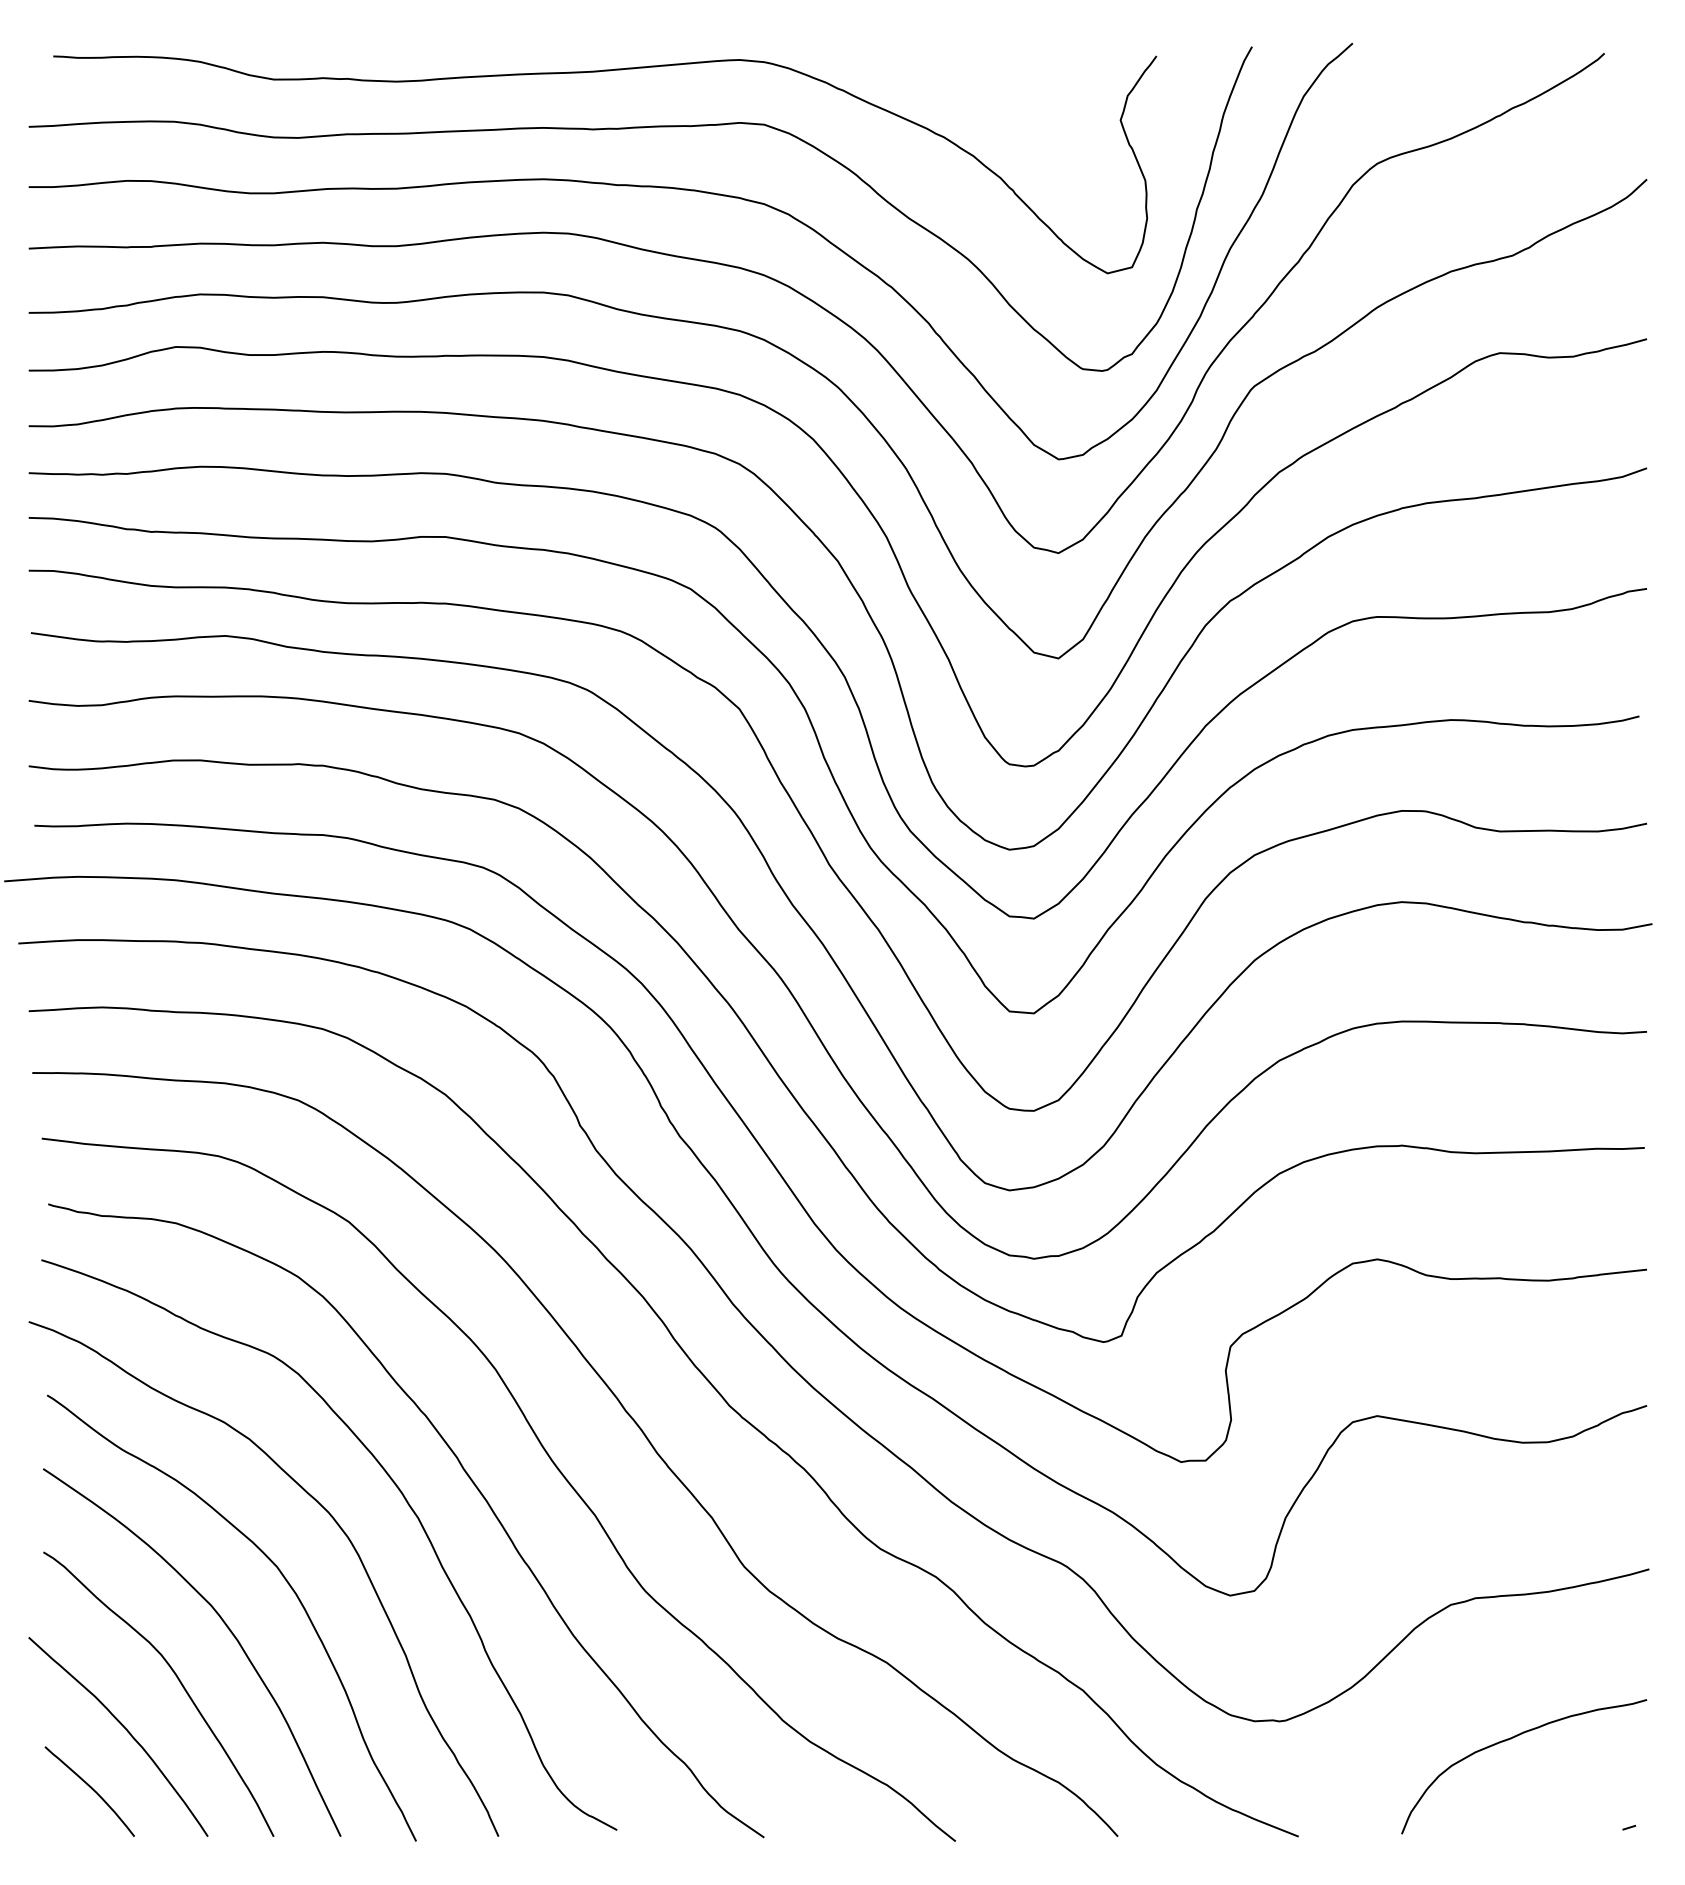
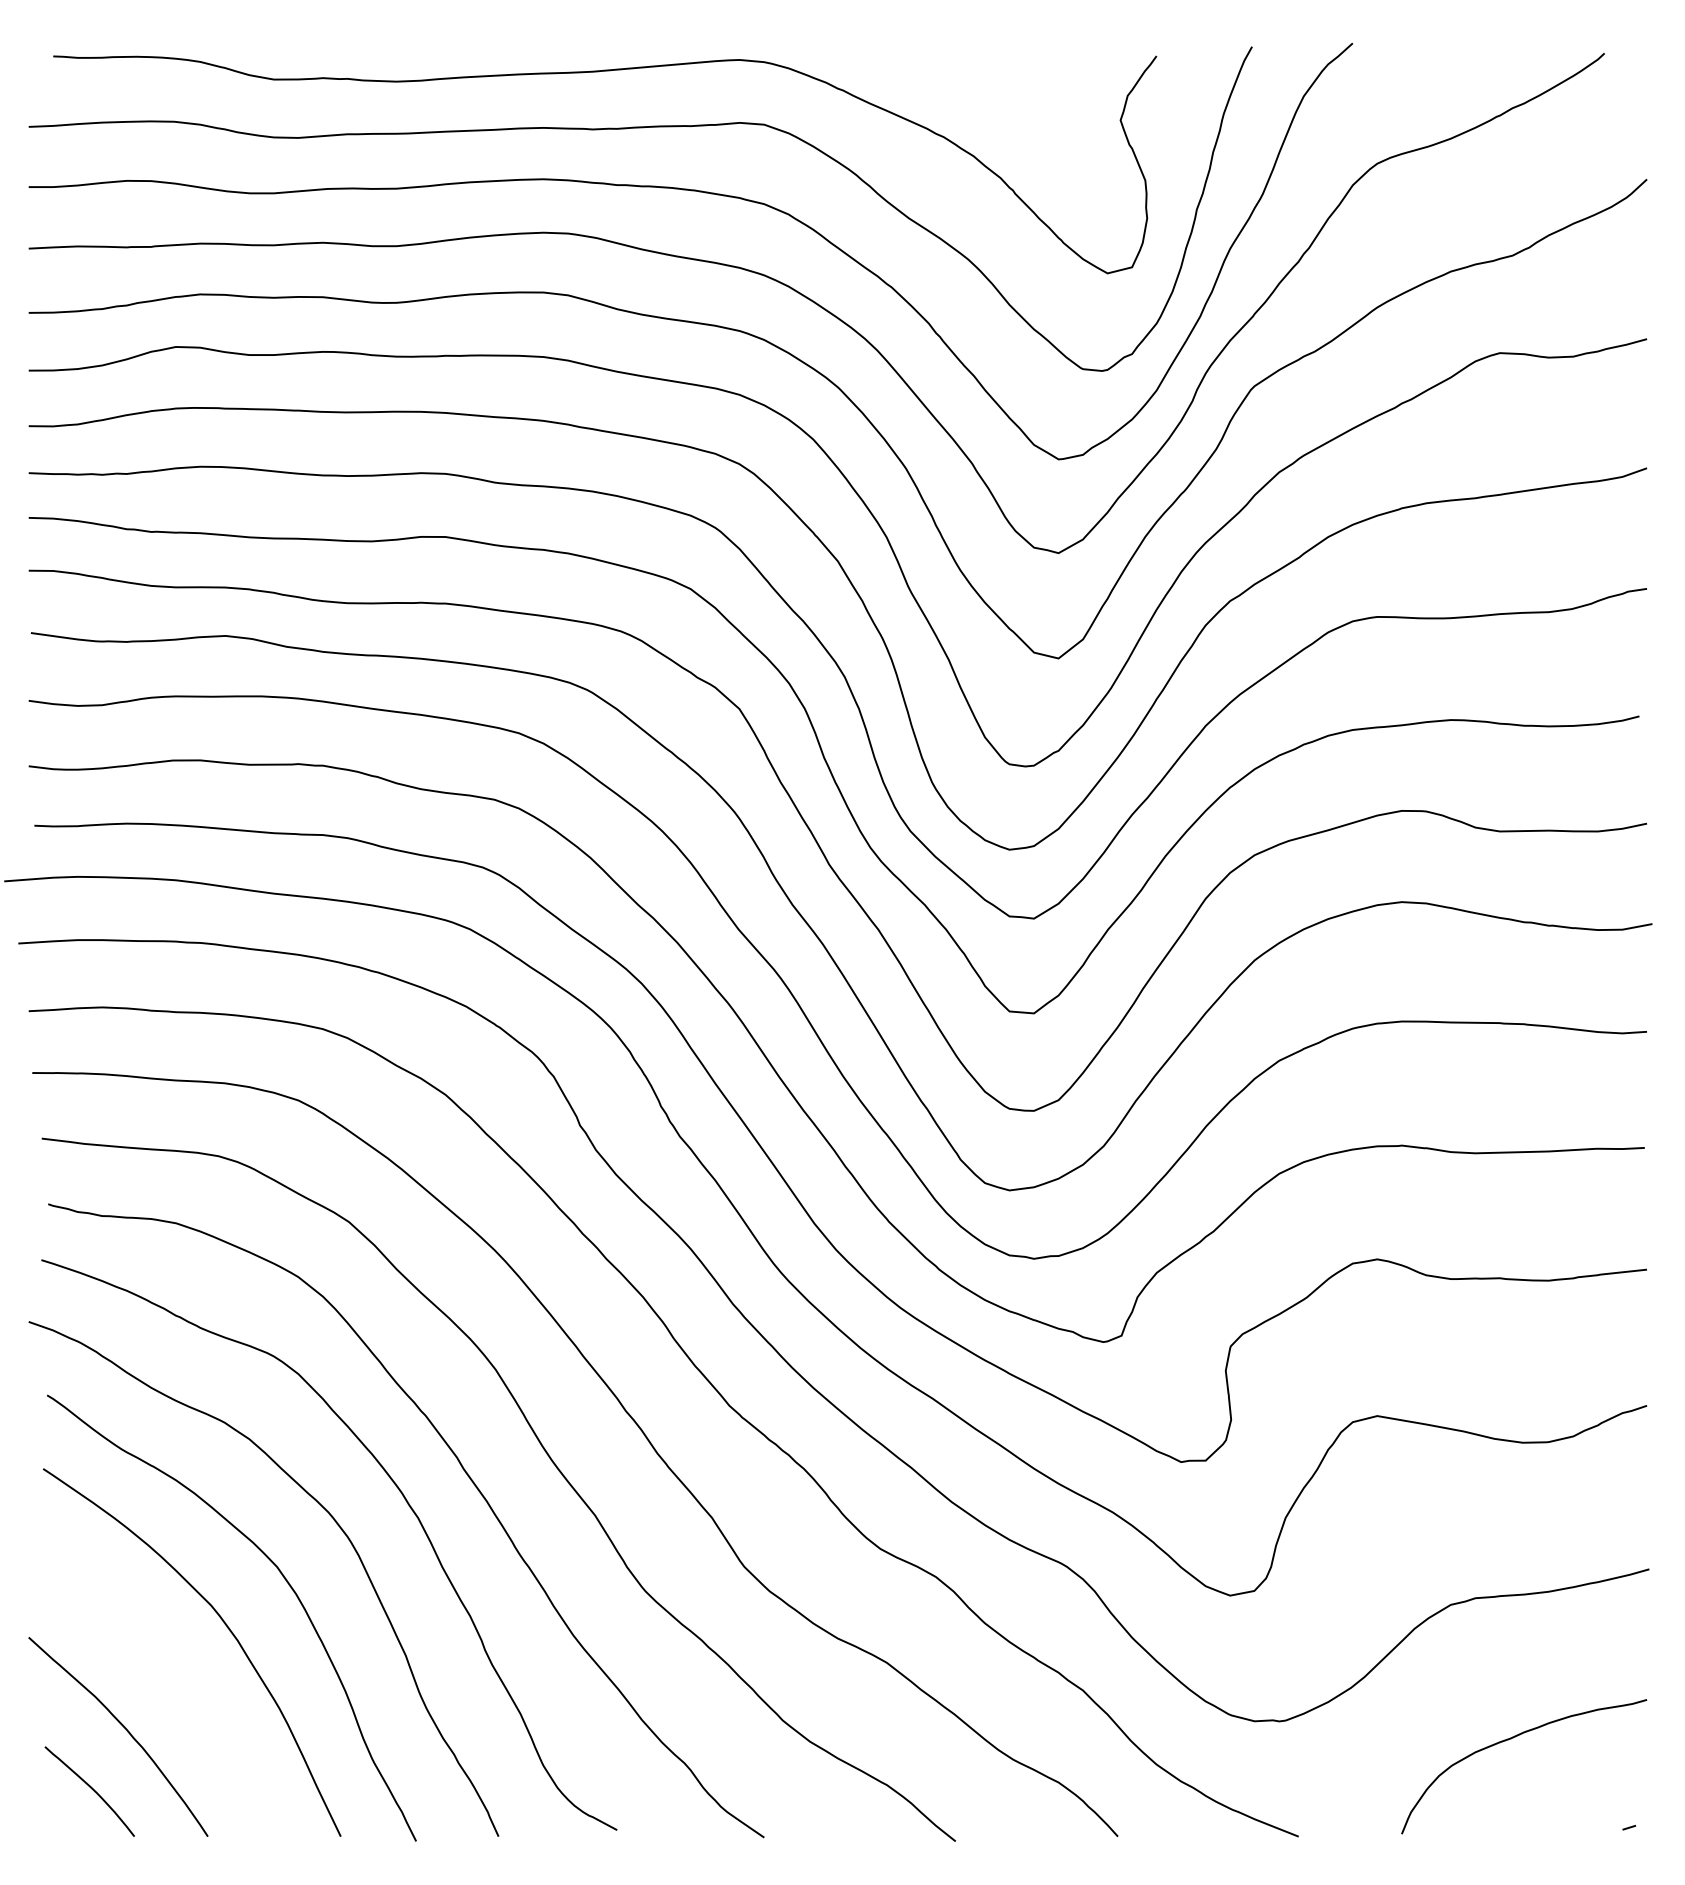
curve: present -> none (177, 1679)
